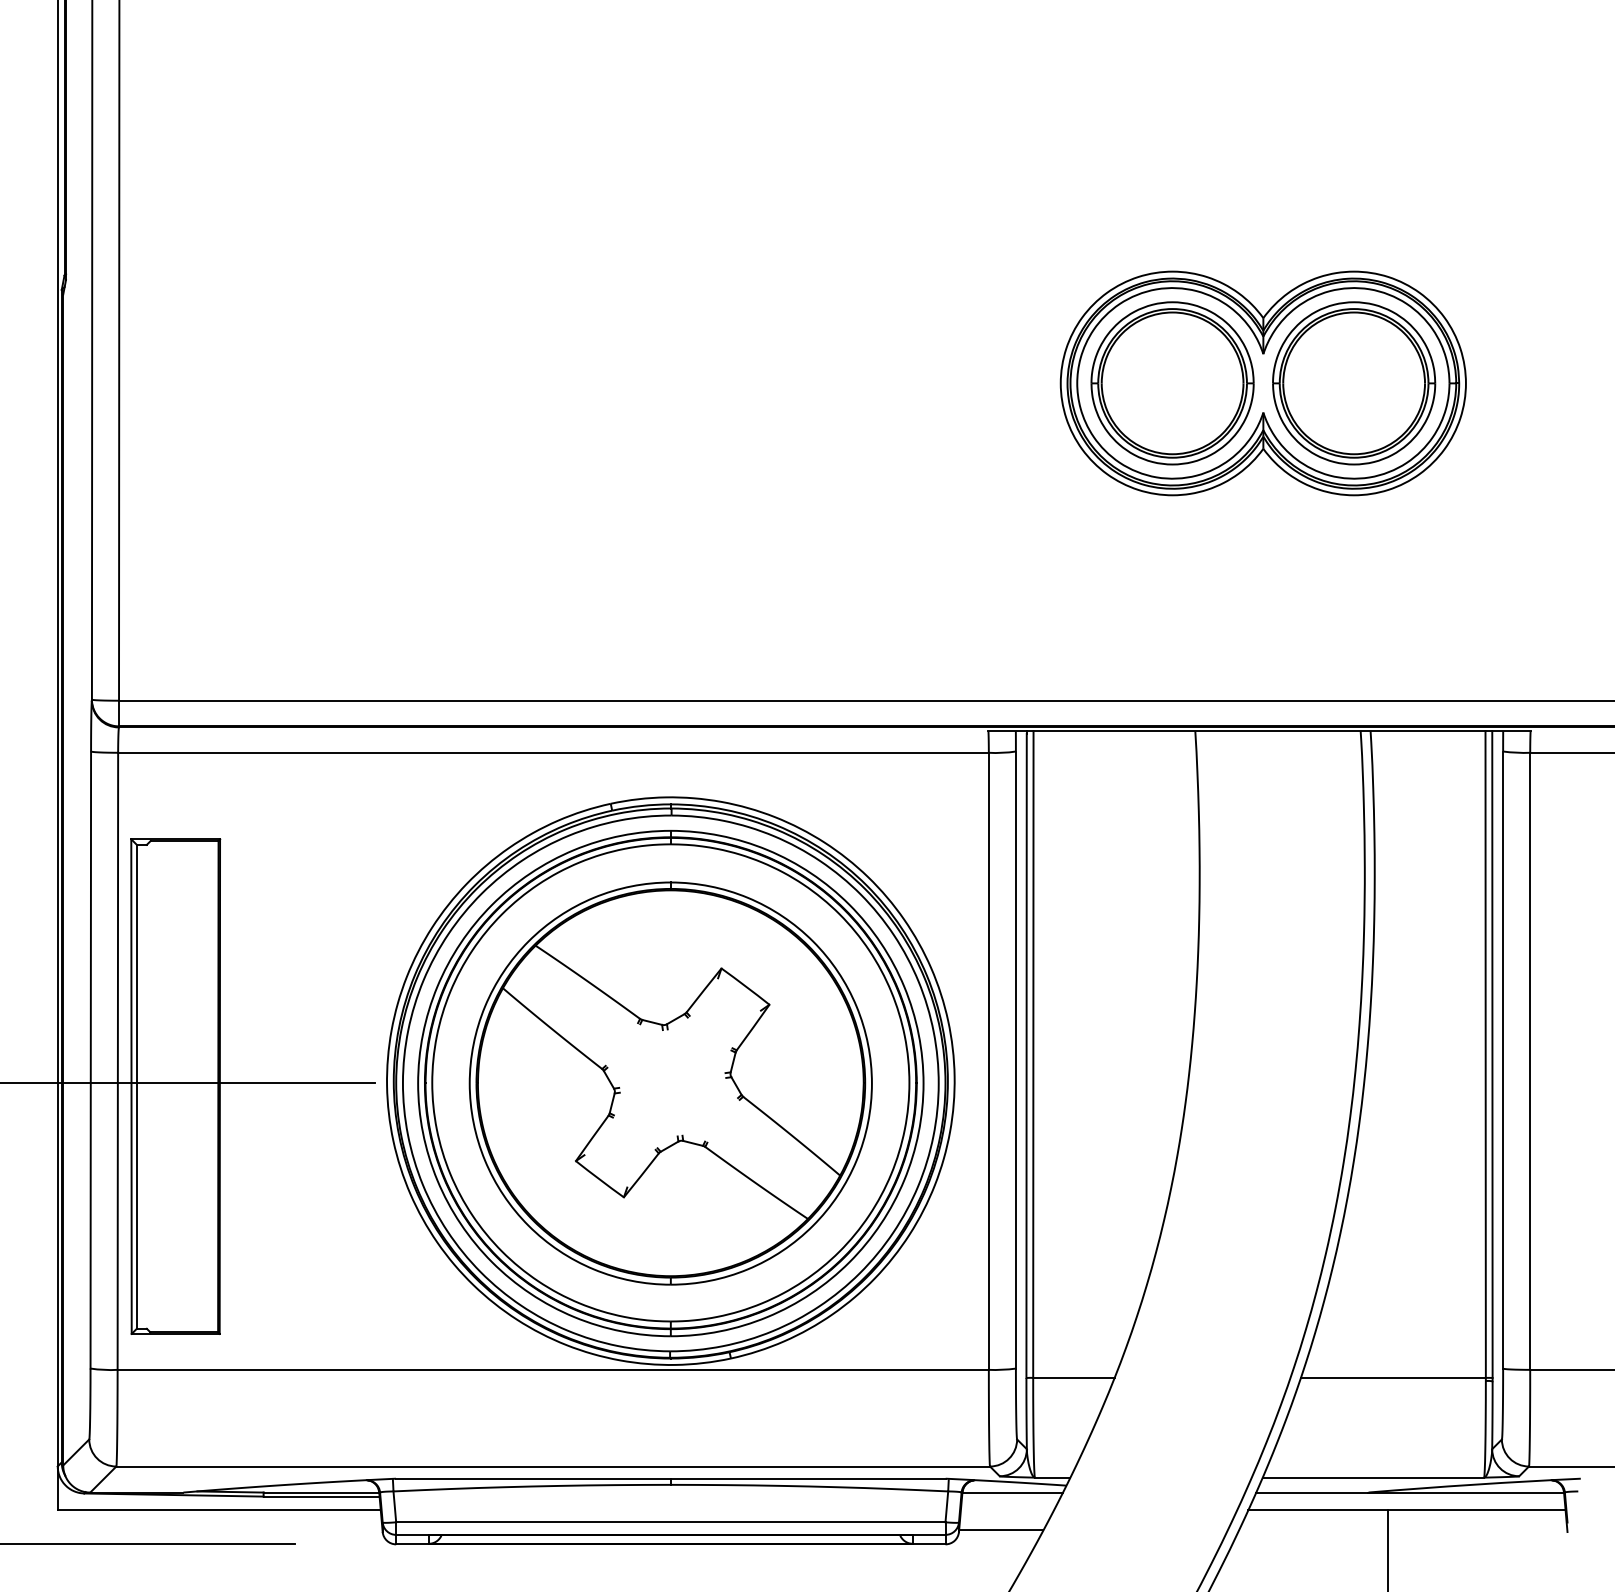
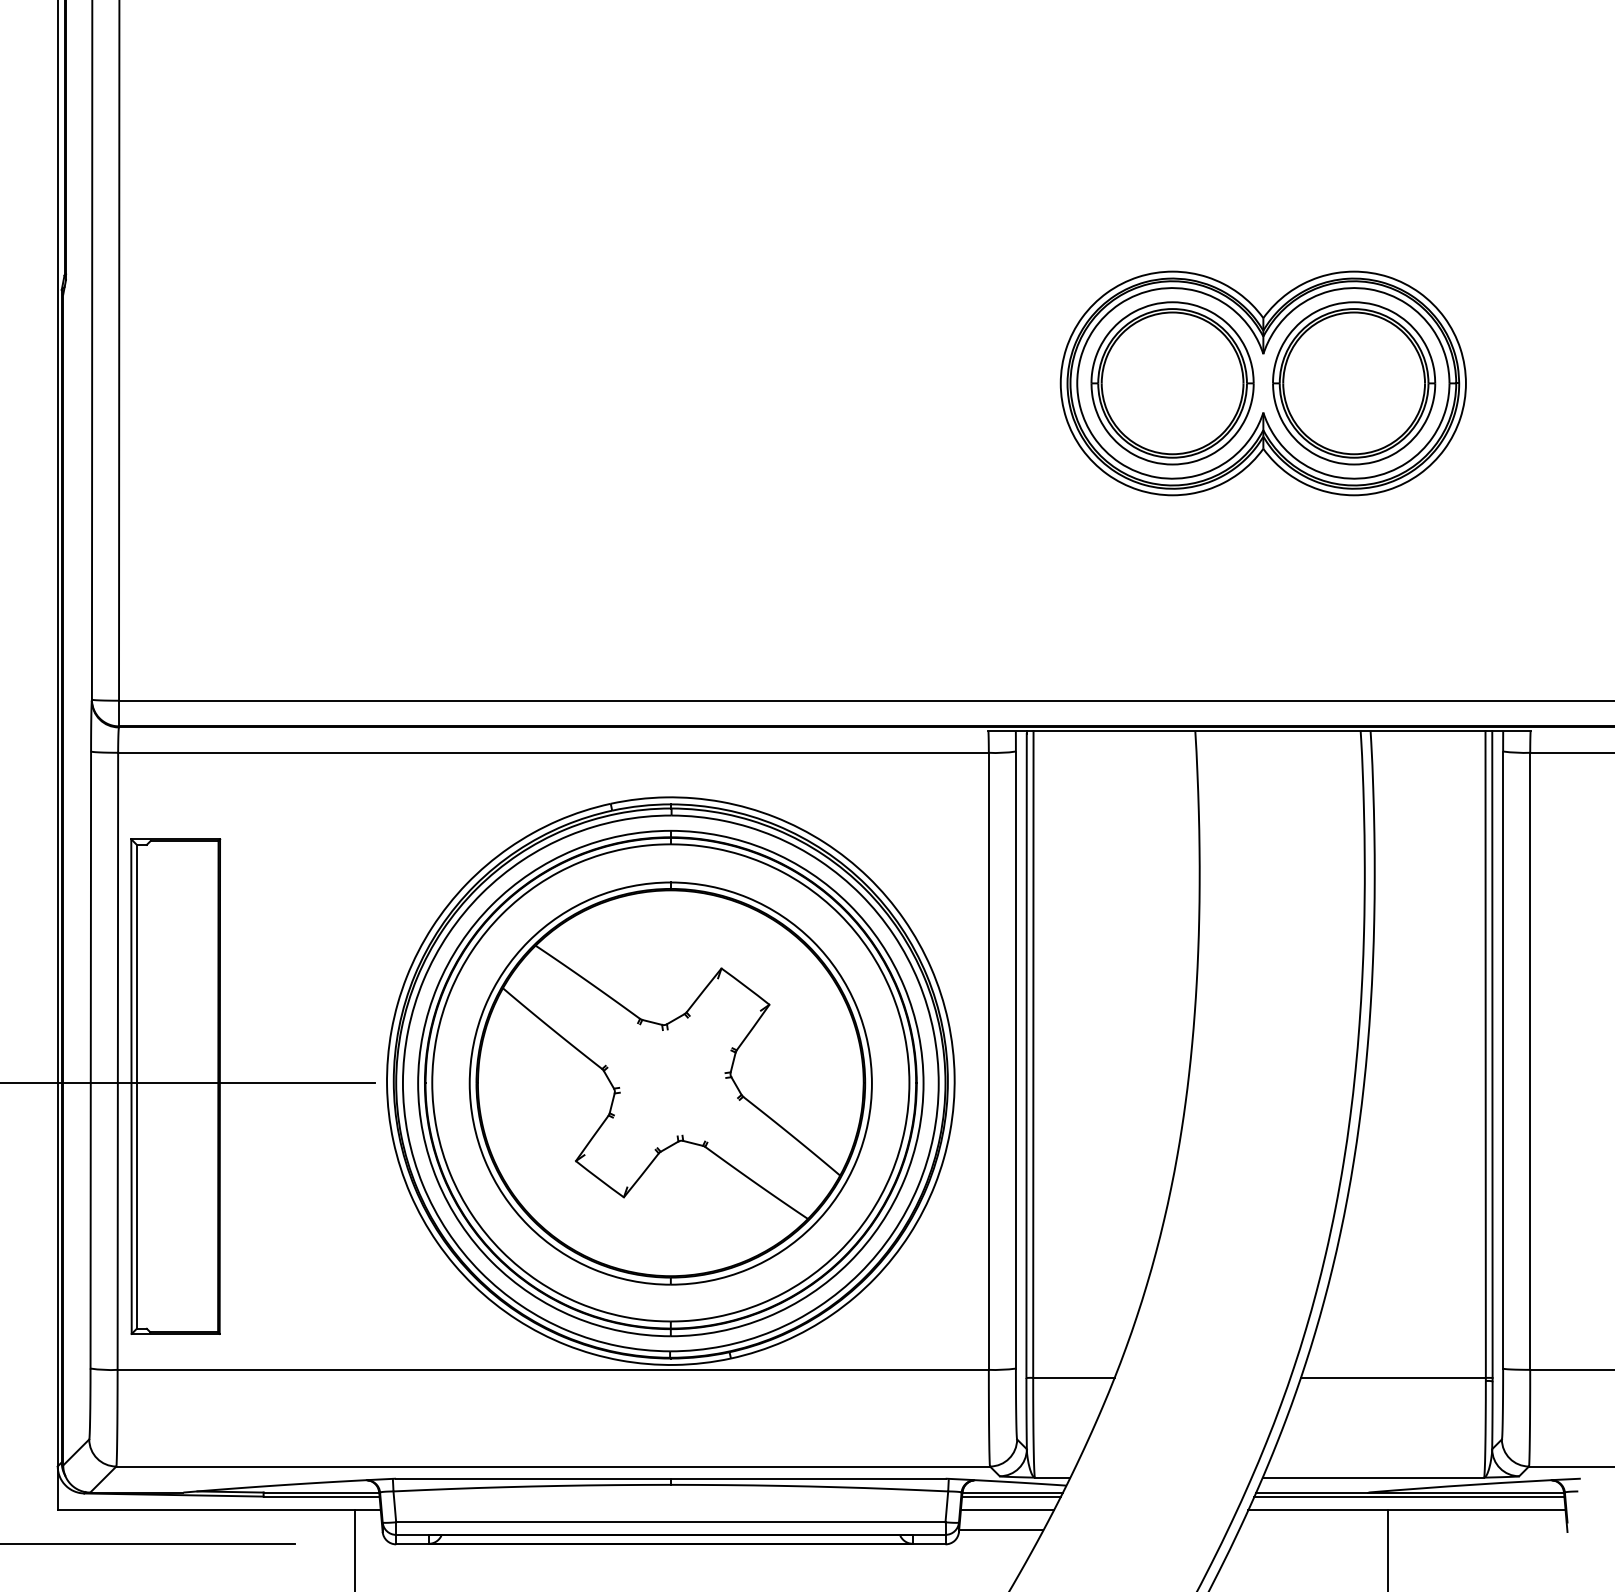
line: none -> present (1011, 1496)
line: none -> present (1409, 1496)
line: none -> present (1007, 1510)
line: none -> present (354, 1549)
